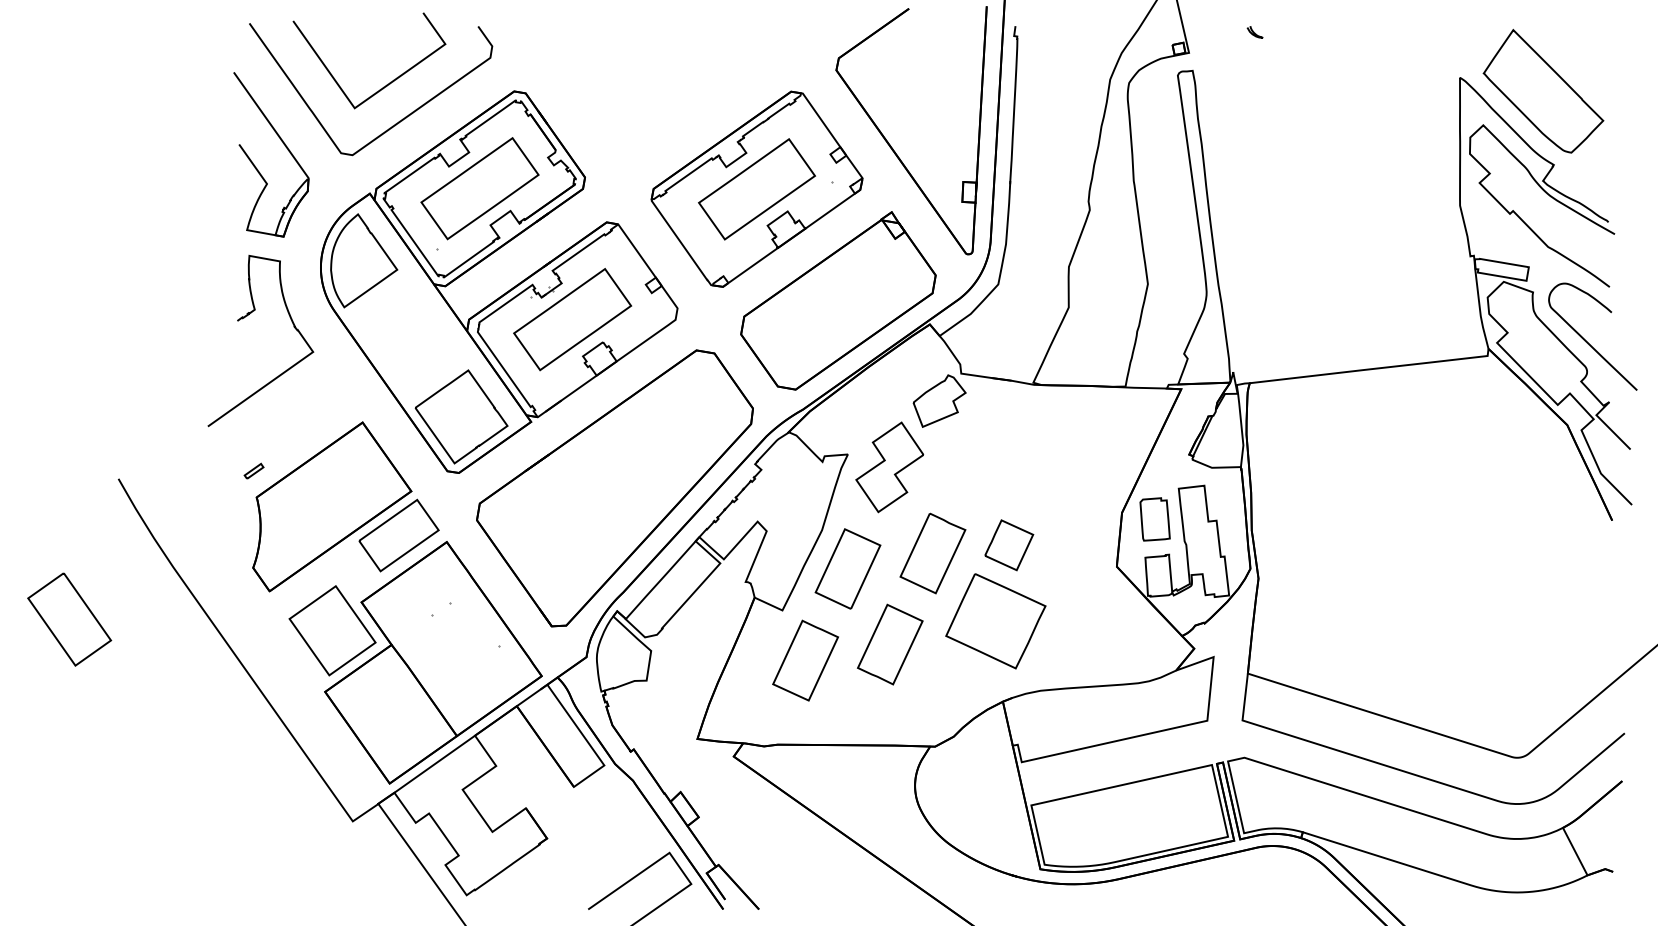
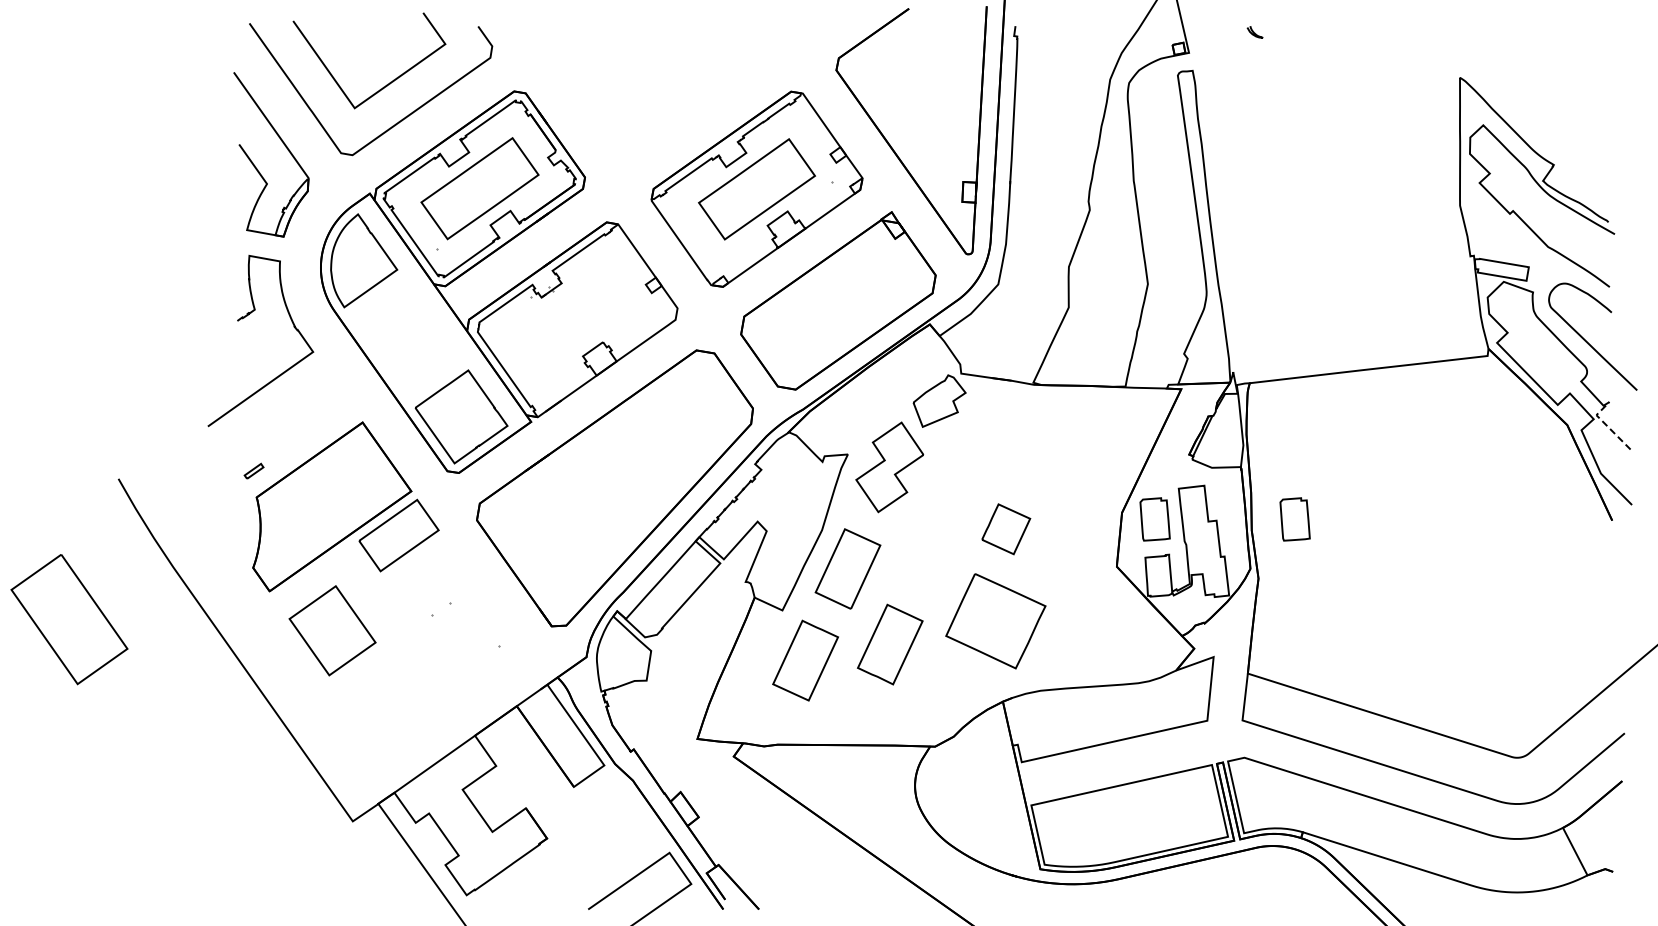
part: present -> none (1543, 90)
part: present -> none (572, 319)
line: solid -> dashed (1606, 425)
part: none -> present (1294, 519)
part position: (1009, 545) -> (1006, 529) (1006, 529)
part: present -> none (932, 553)
part size: 86x95 px -> 119x132 px (69, 619)
part: present -> none (433, 662)
